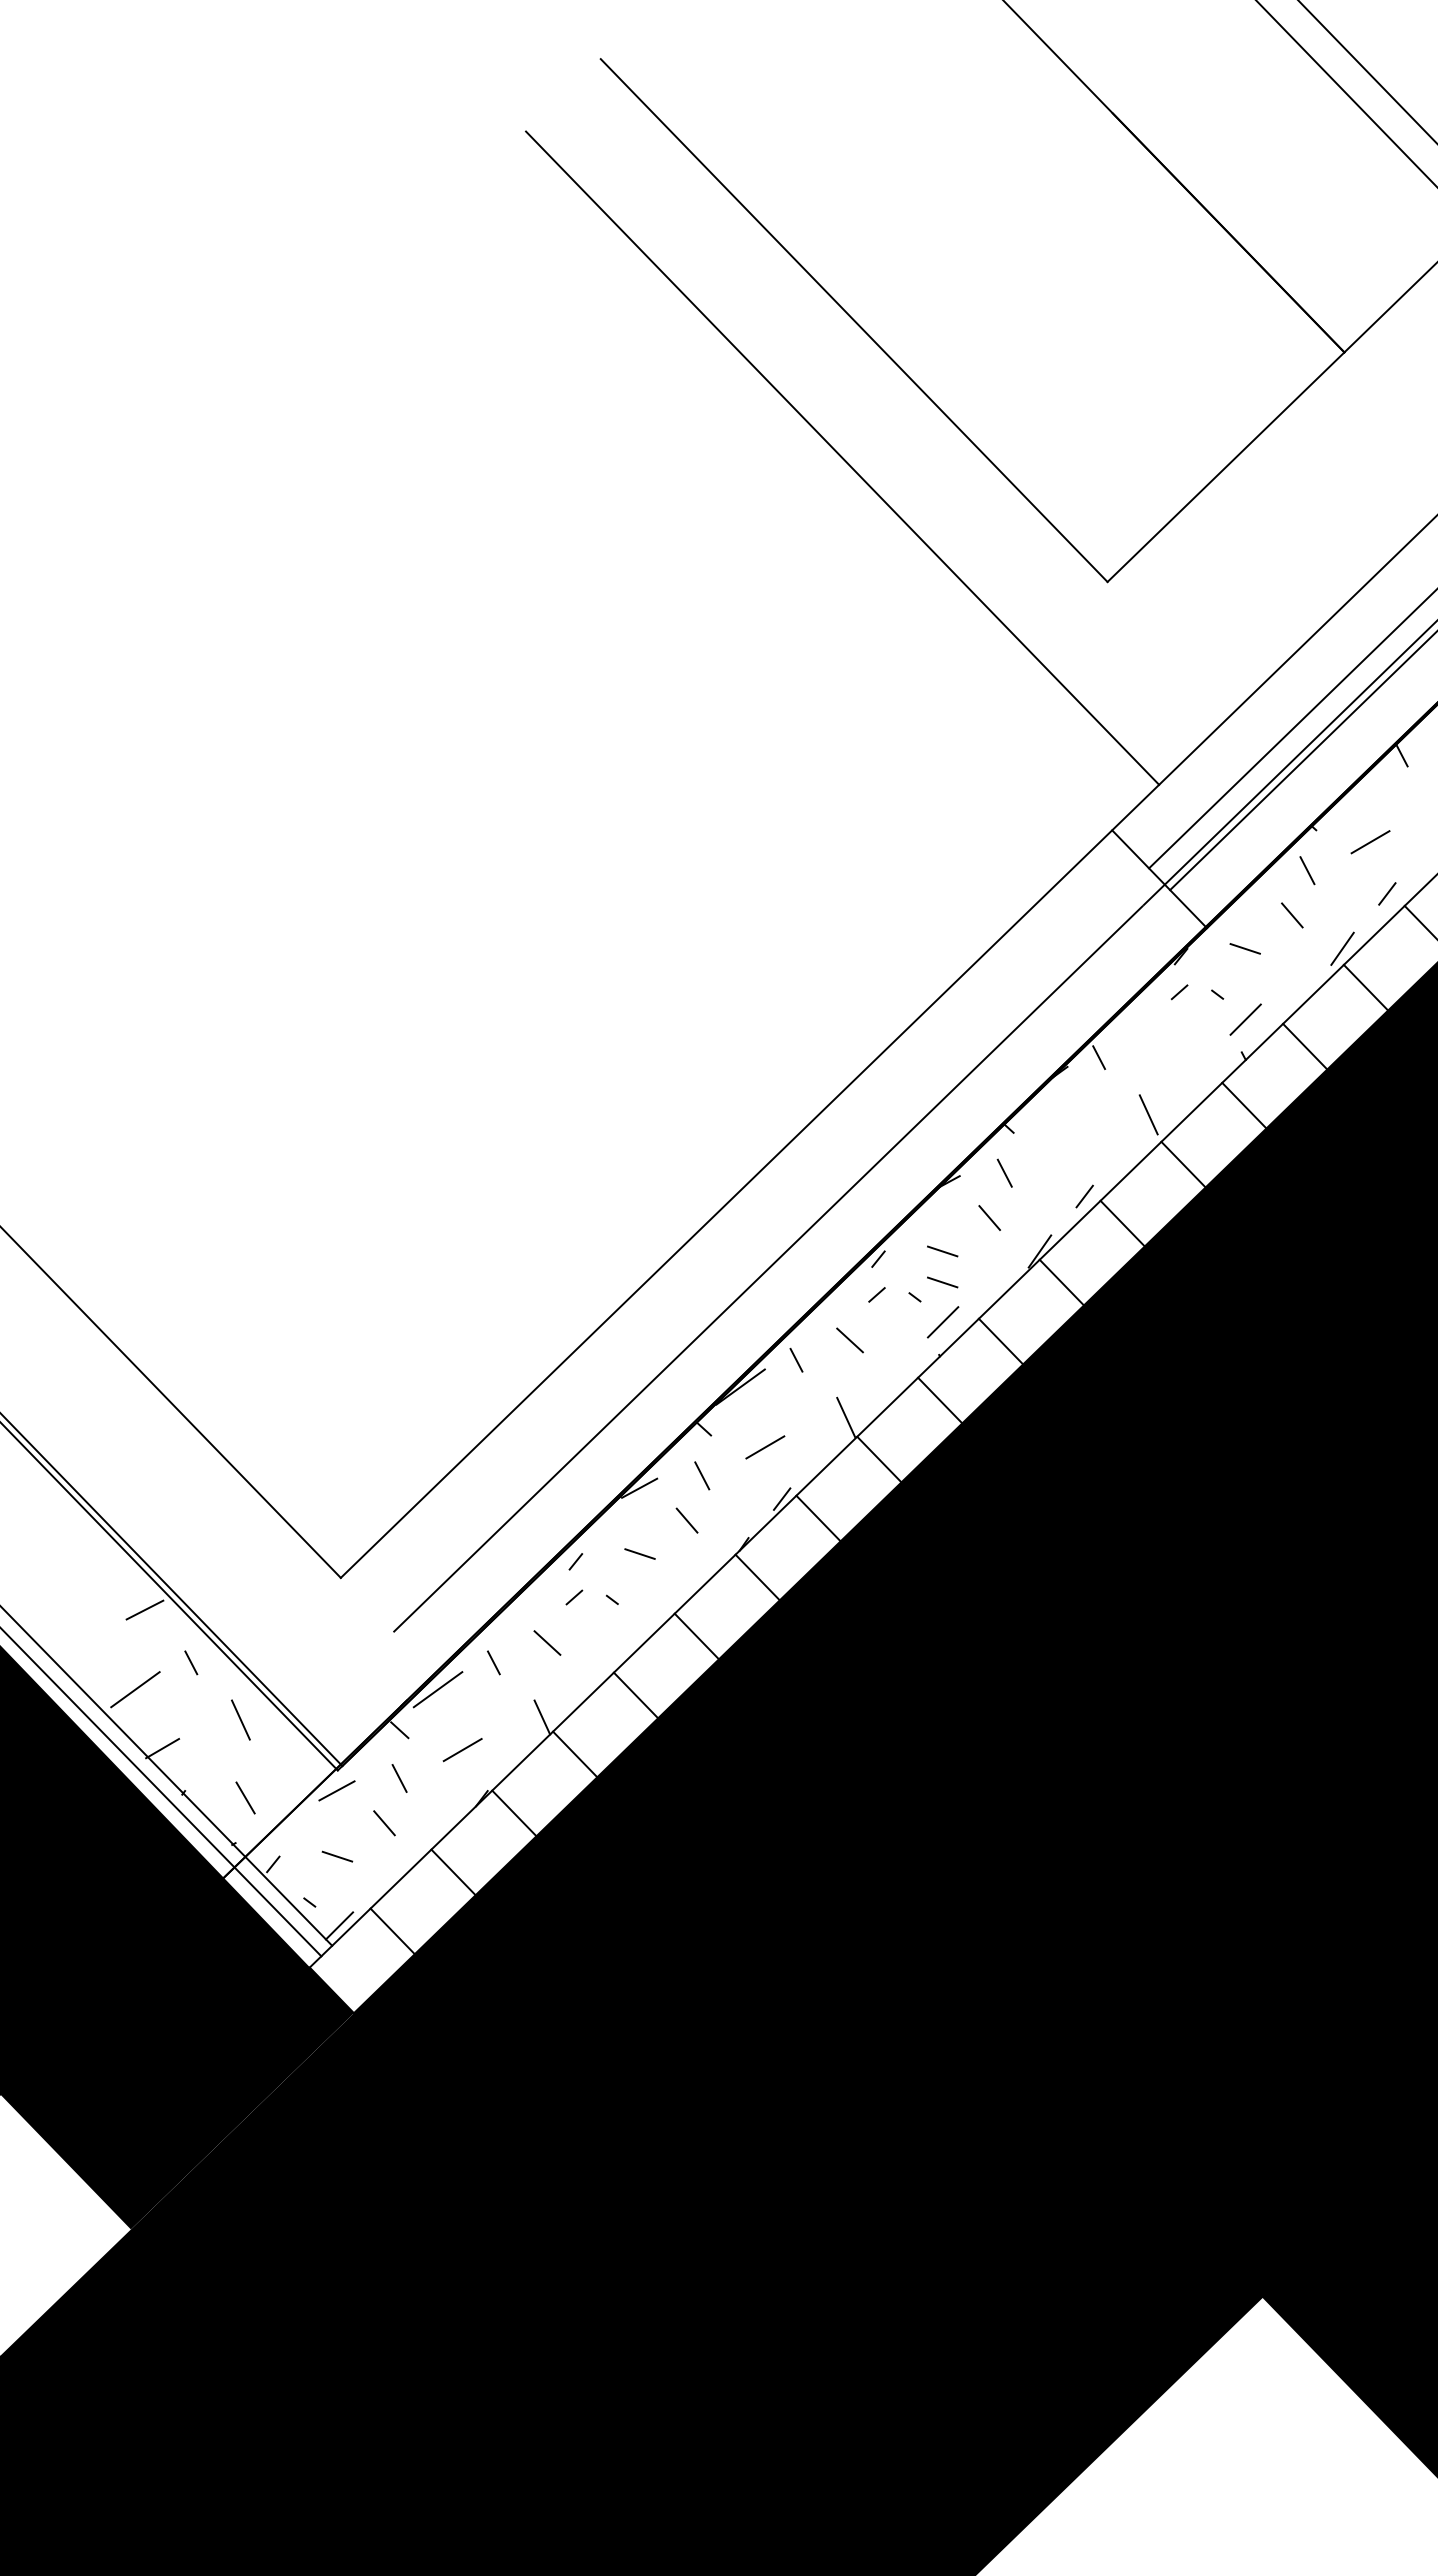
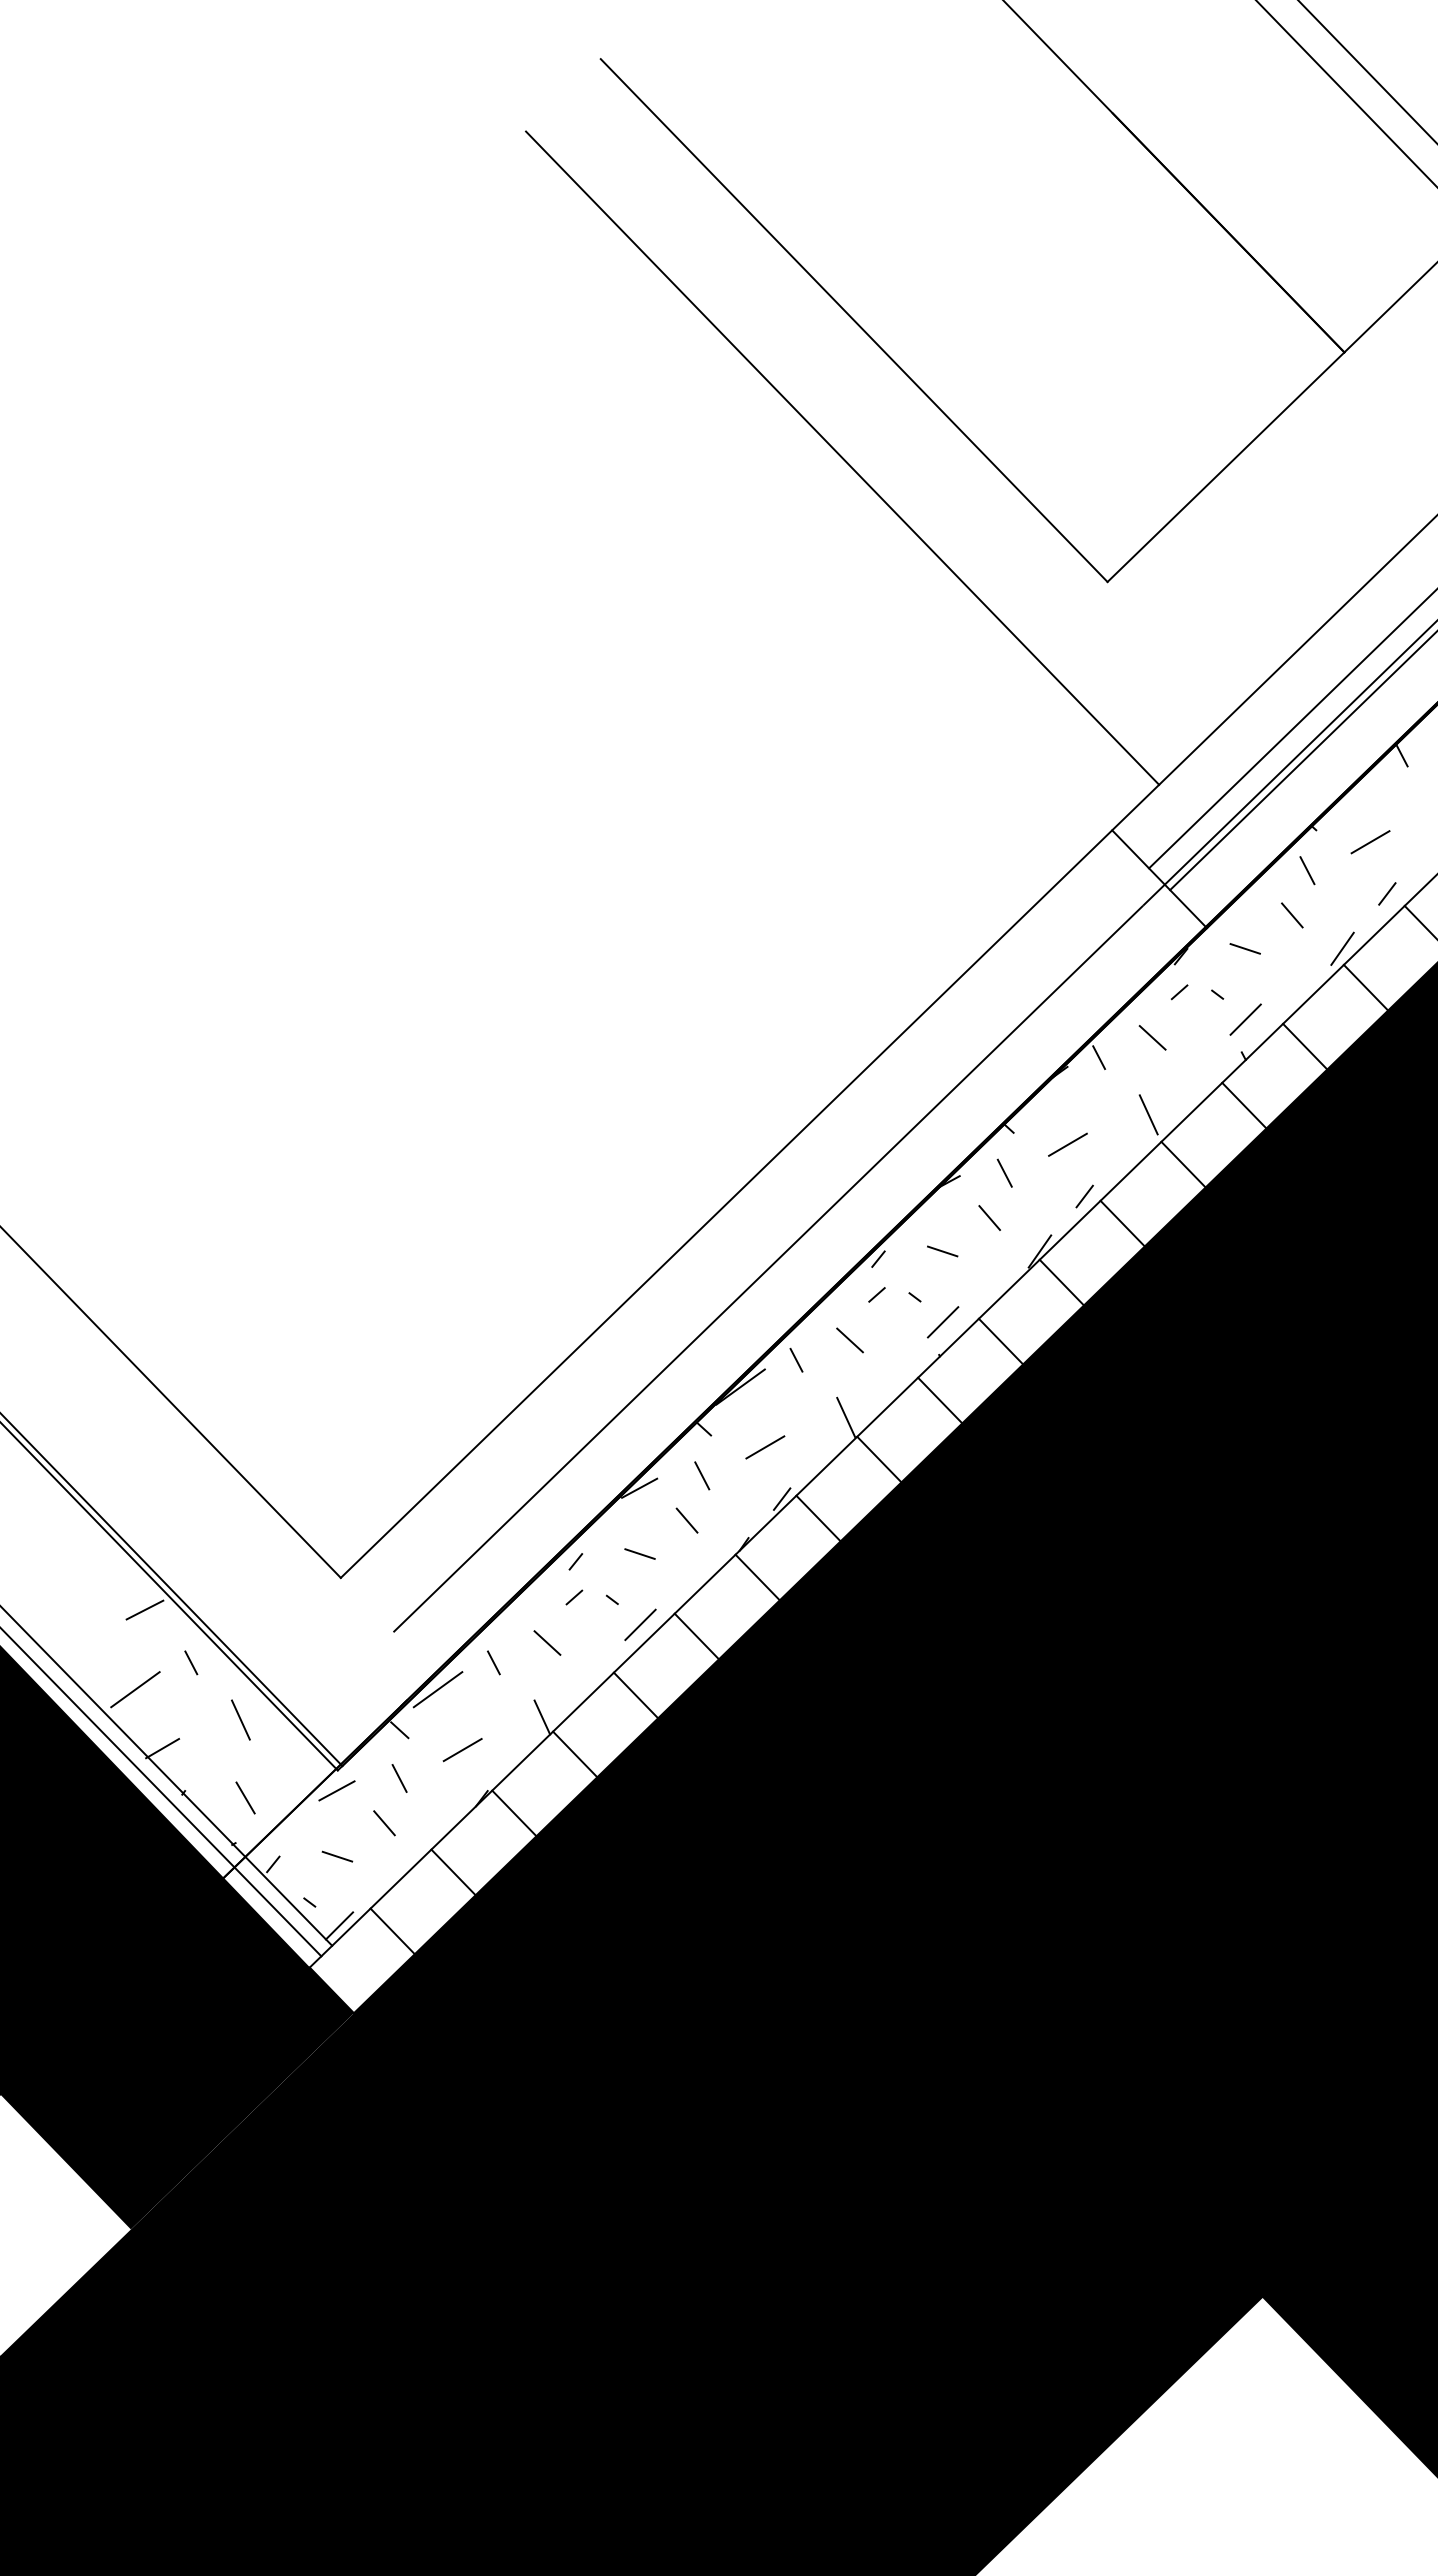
line: none -> present (1152, 1037)
line: none -> present (1067, 1144)
line: present -> none (942, 1282)
line: none -> present (640, 1624)
